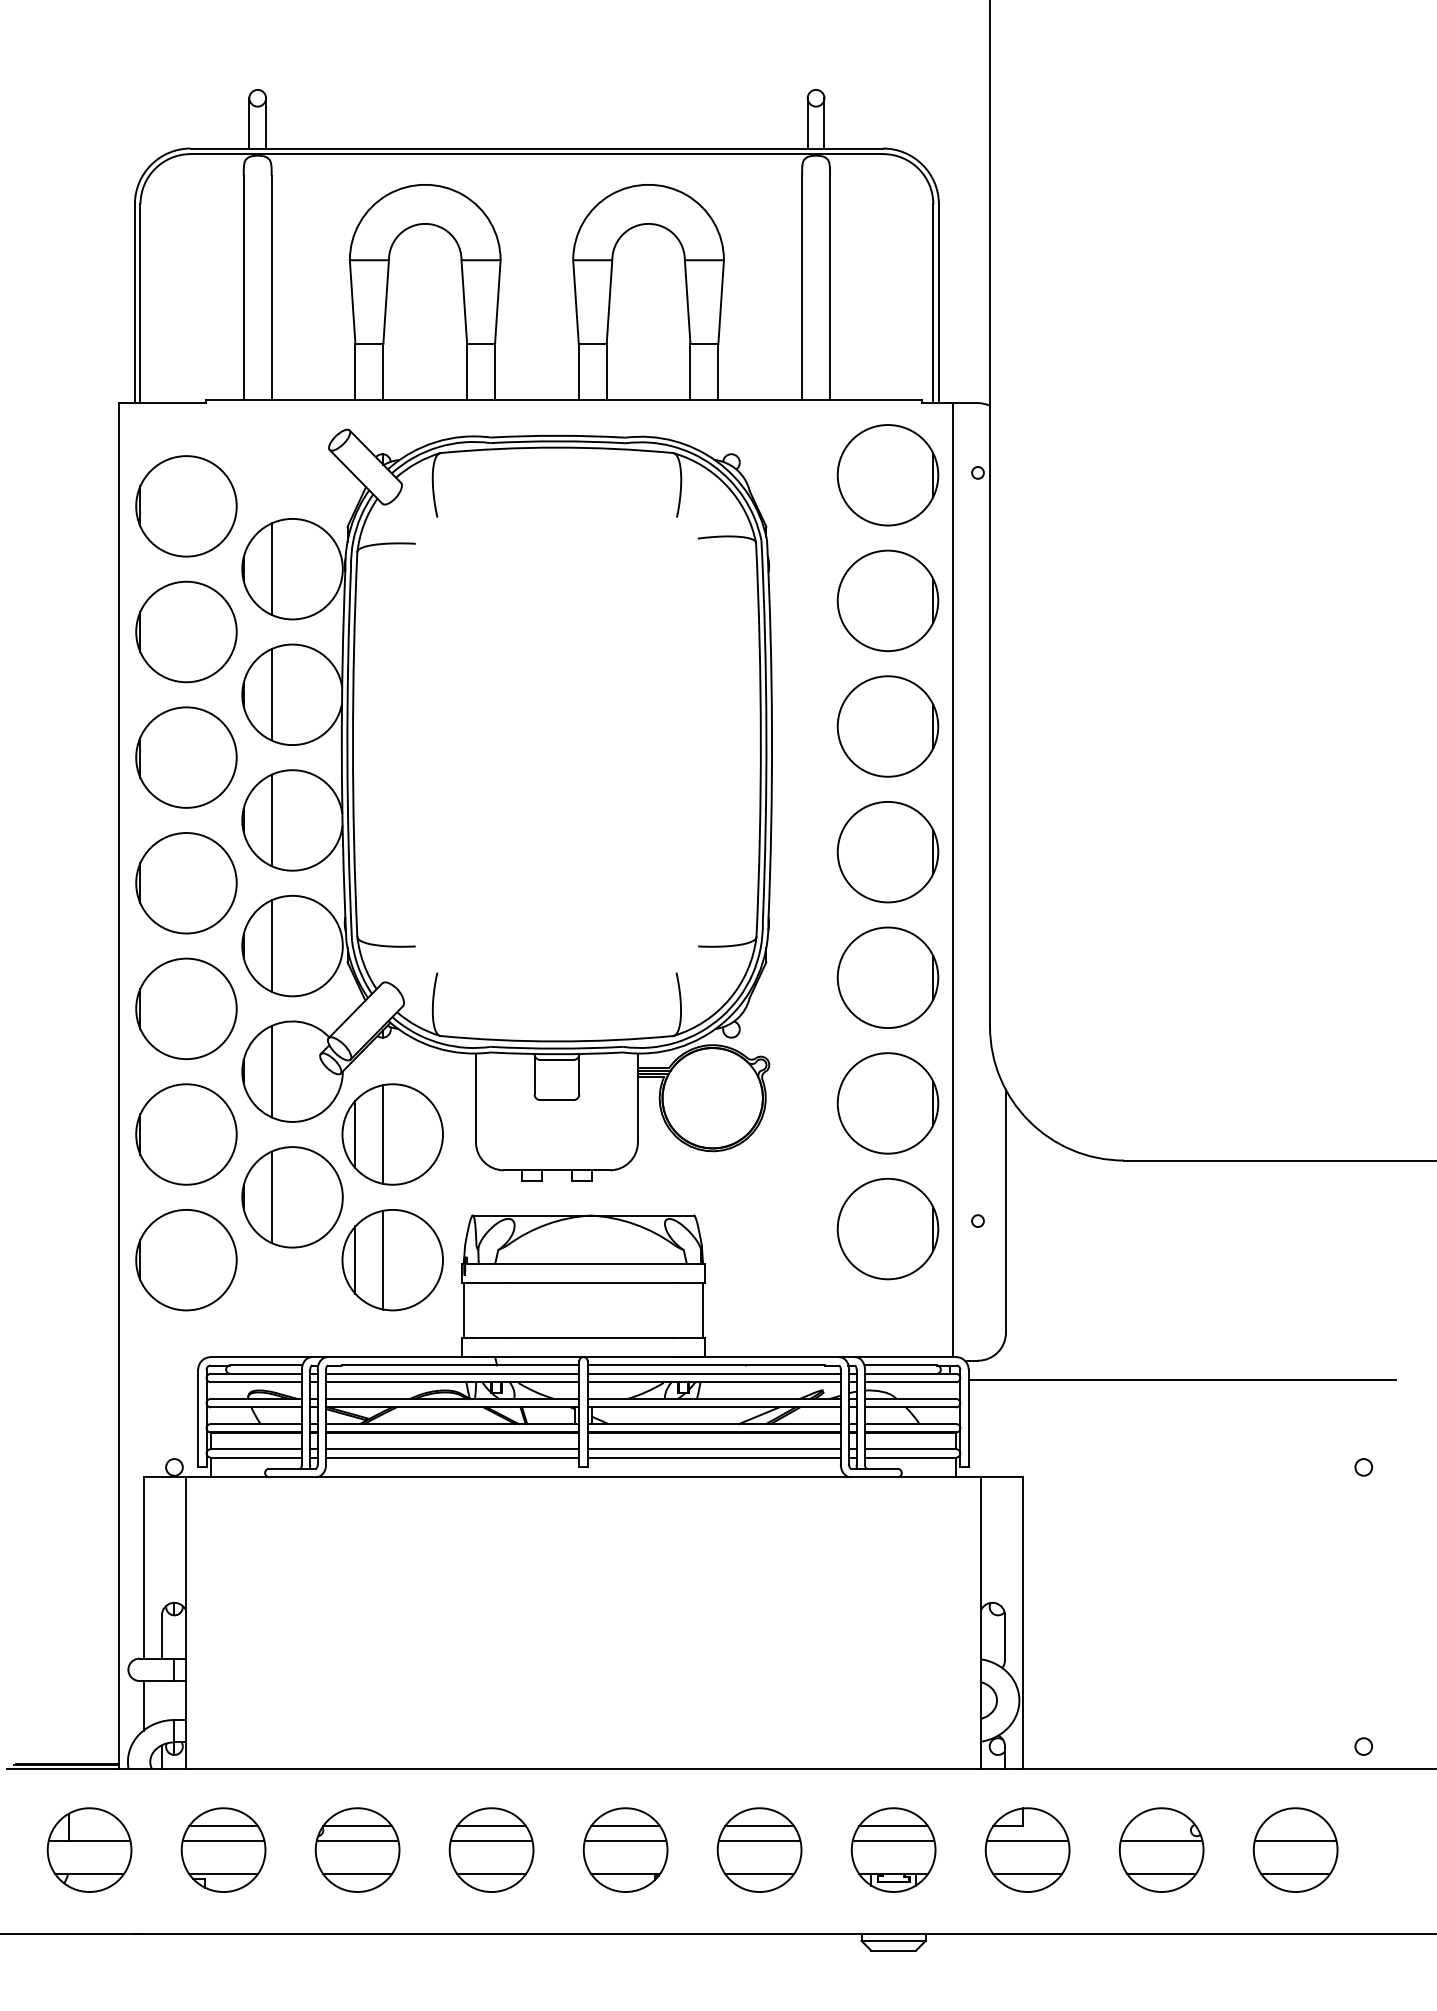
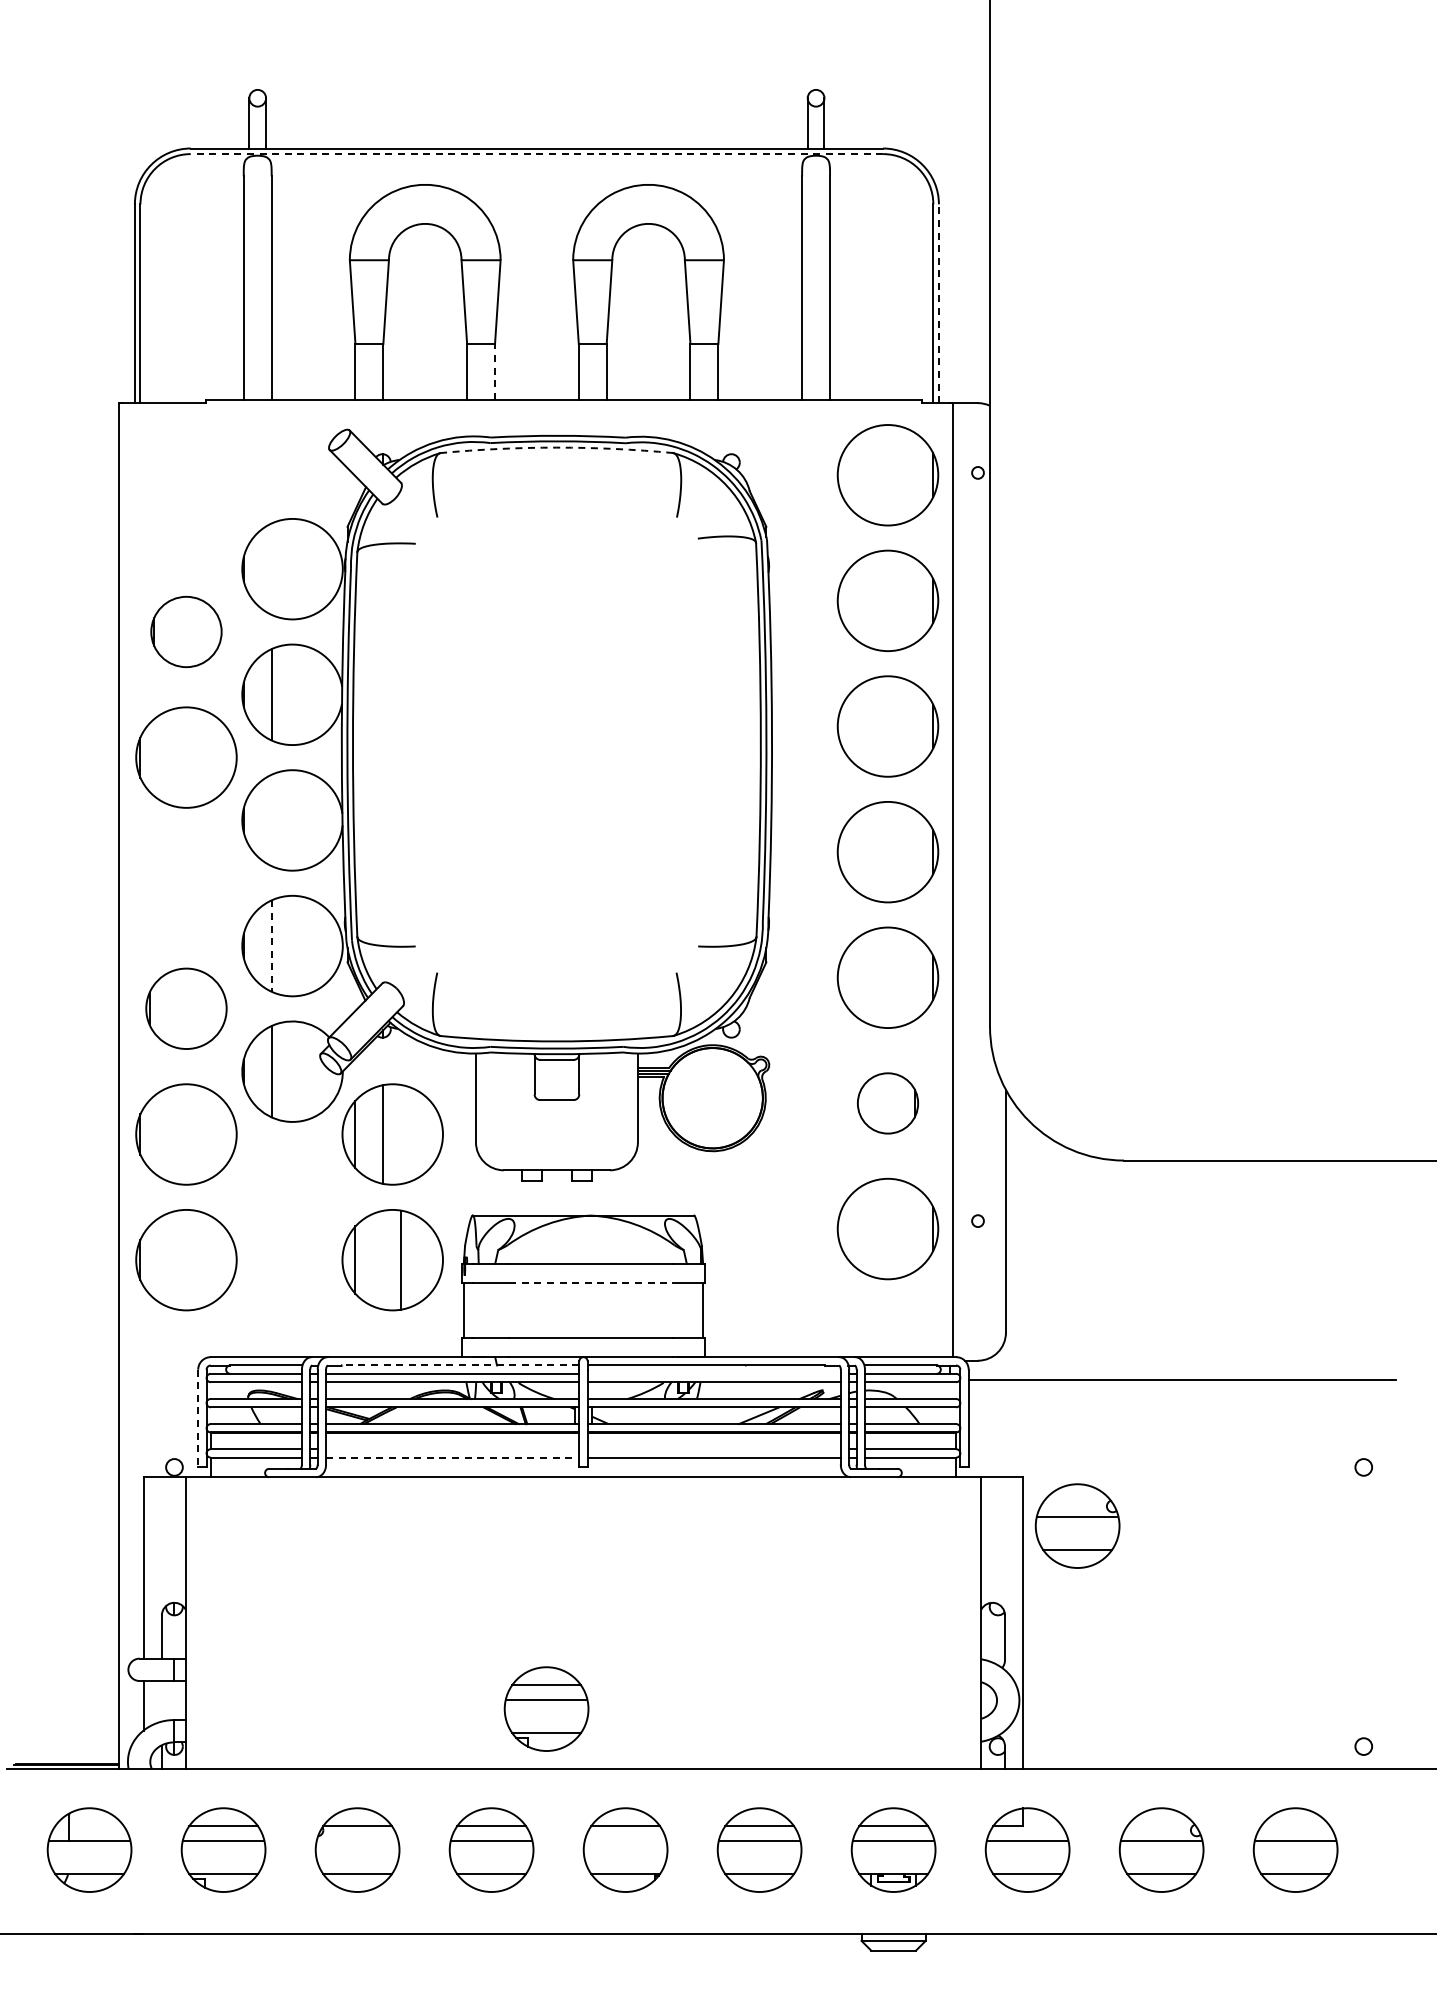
line: solid -> dashed (536, 154)
line: solid -> dashed (938, 303)
line: solid -> dashed (495, 371)
arc: solid -> dashed (556, 447)
part: present -> none (186, 506)
line: present -> none (271, 568)
part size: 103x104 px -> 73x74 px (186, 631)
line: present -> none (271, 820)
part: present -> none (186, 883)
line: solid -> dashed (271, 946)
part size: 103x103 px -> 83x83 px (186, 1008)
part size: 104x103 px -> 62x63 px (887, 1103)
part: present -> none (292, 1197)
line position: (383, 1259) -> (401, 1259) (401, 1259)
line: solid -> dashed (591, 1282)
line: solid -> dashed (460, 1365)
line: present -> none (713, 1373)
line: solid -> dashed (198, 1418)
line: present -> none (452, 1449)
line: present -> none (713, 1449)
line: solid -> dashed (452, 1457)
part: none -> present (1077, 1525)
part: none -> present (546, 1708)
line: present -> none (357, 1840)
line: present -> none (625, 1840)
